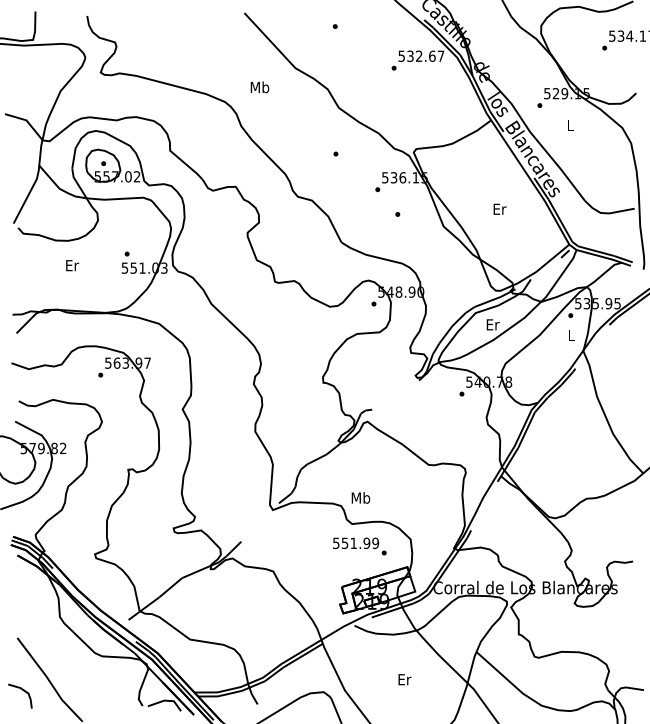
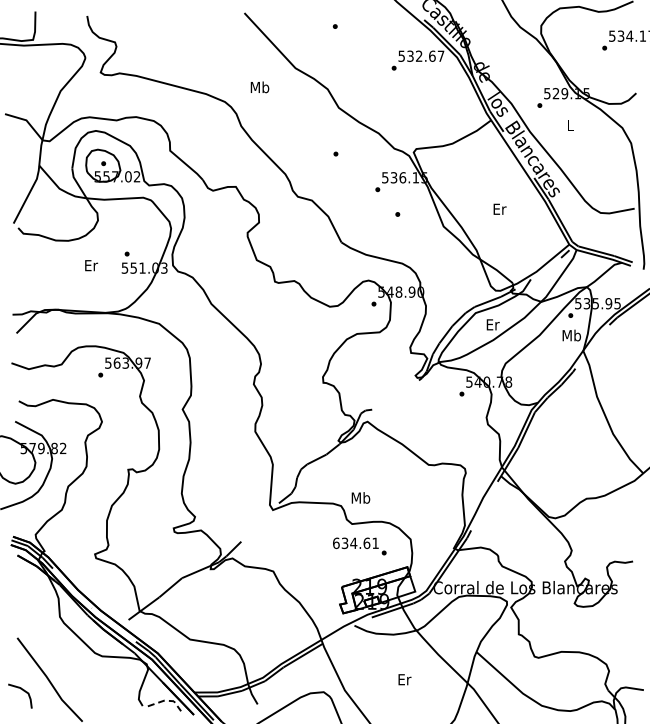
text position: (72, 265) -> (91, 265) (91, 265)
text: L -> Mb (571, 335)
text: 551.99 -> 634.61 (355, 543)
line: solid -> dashed (167, 700)
